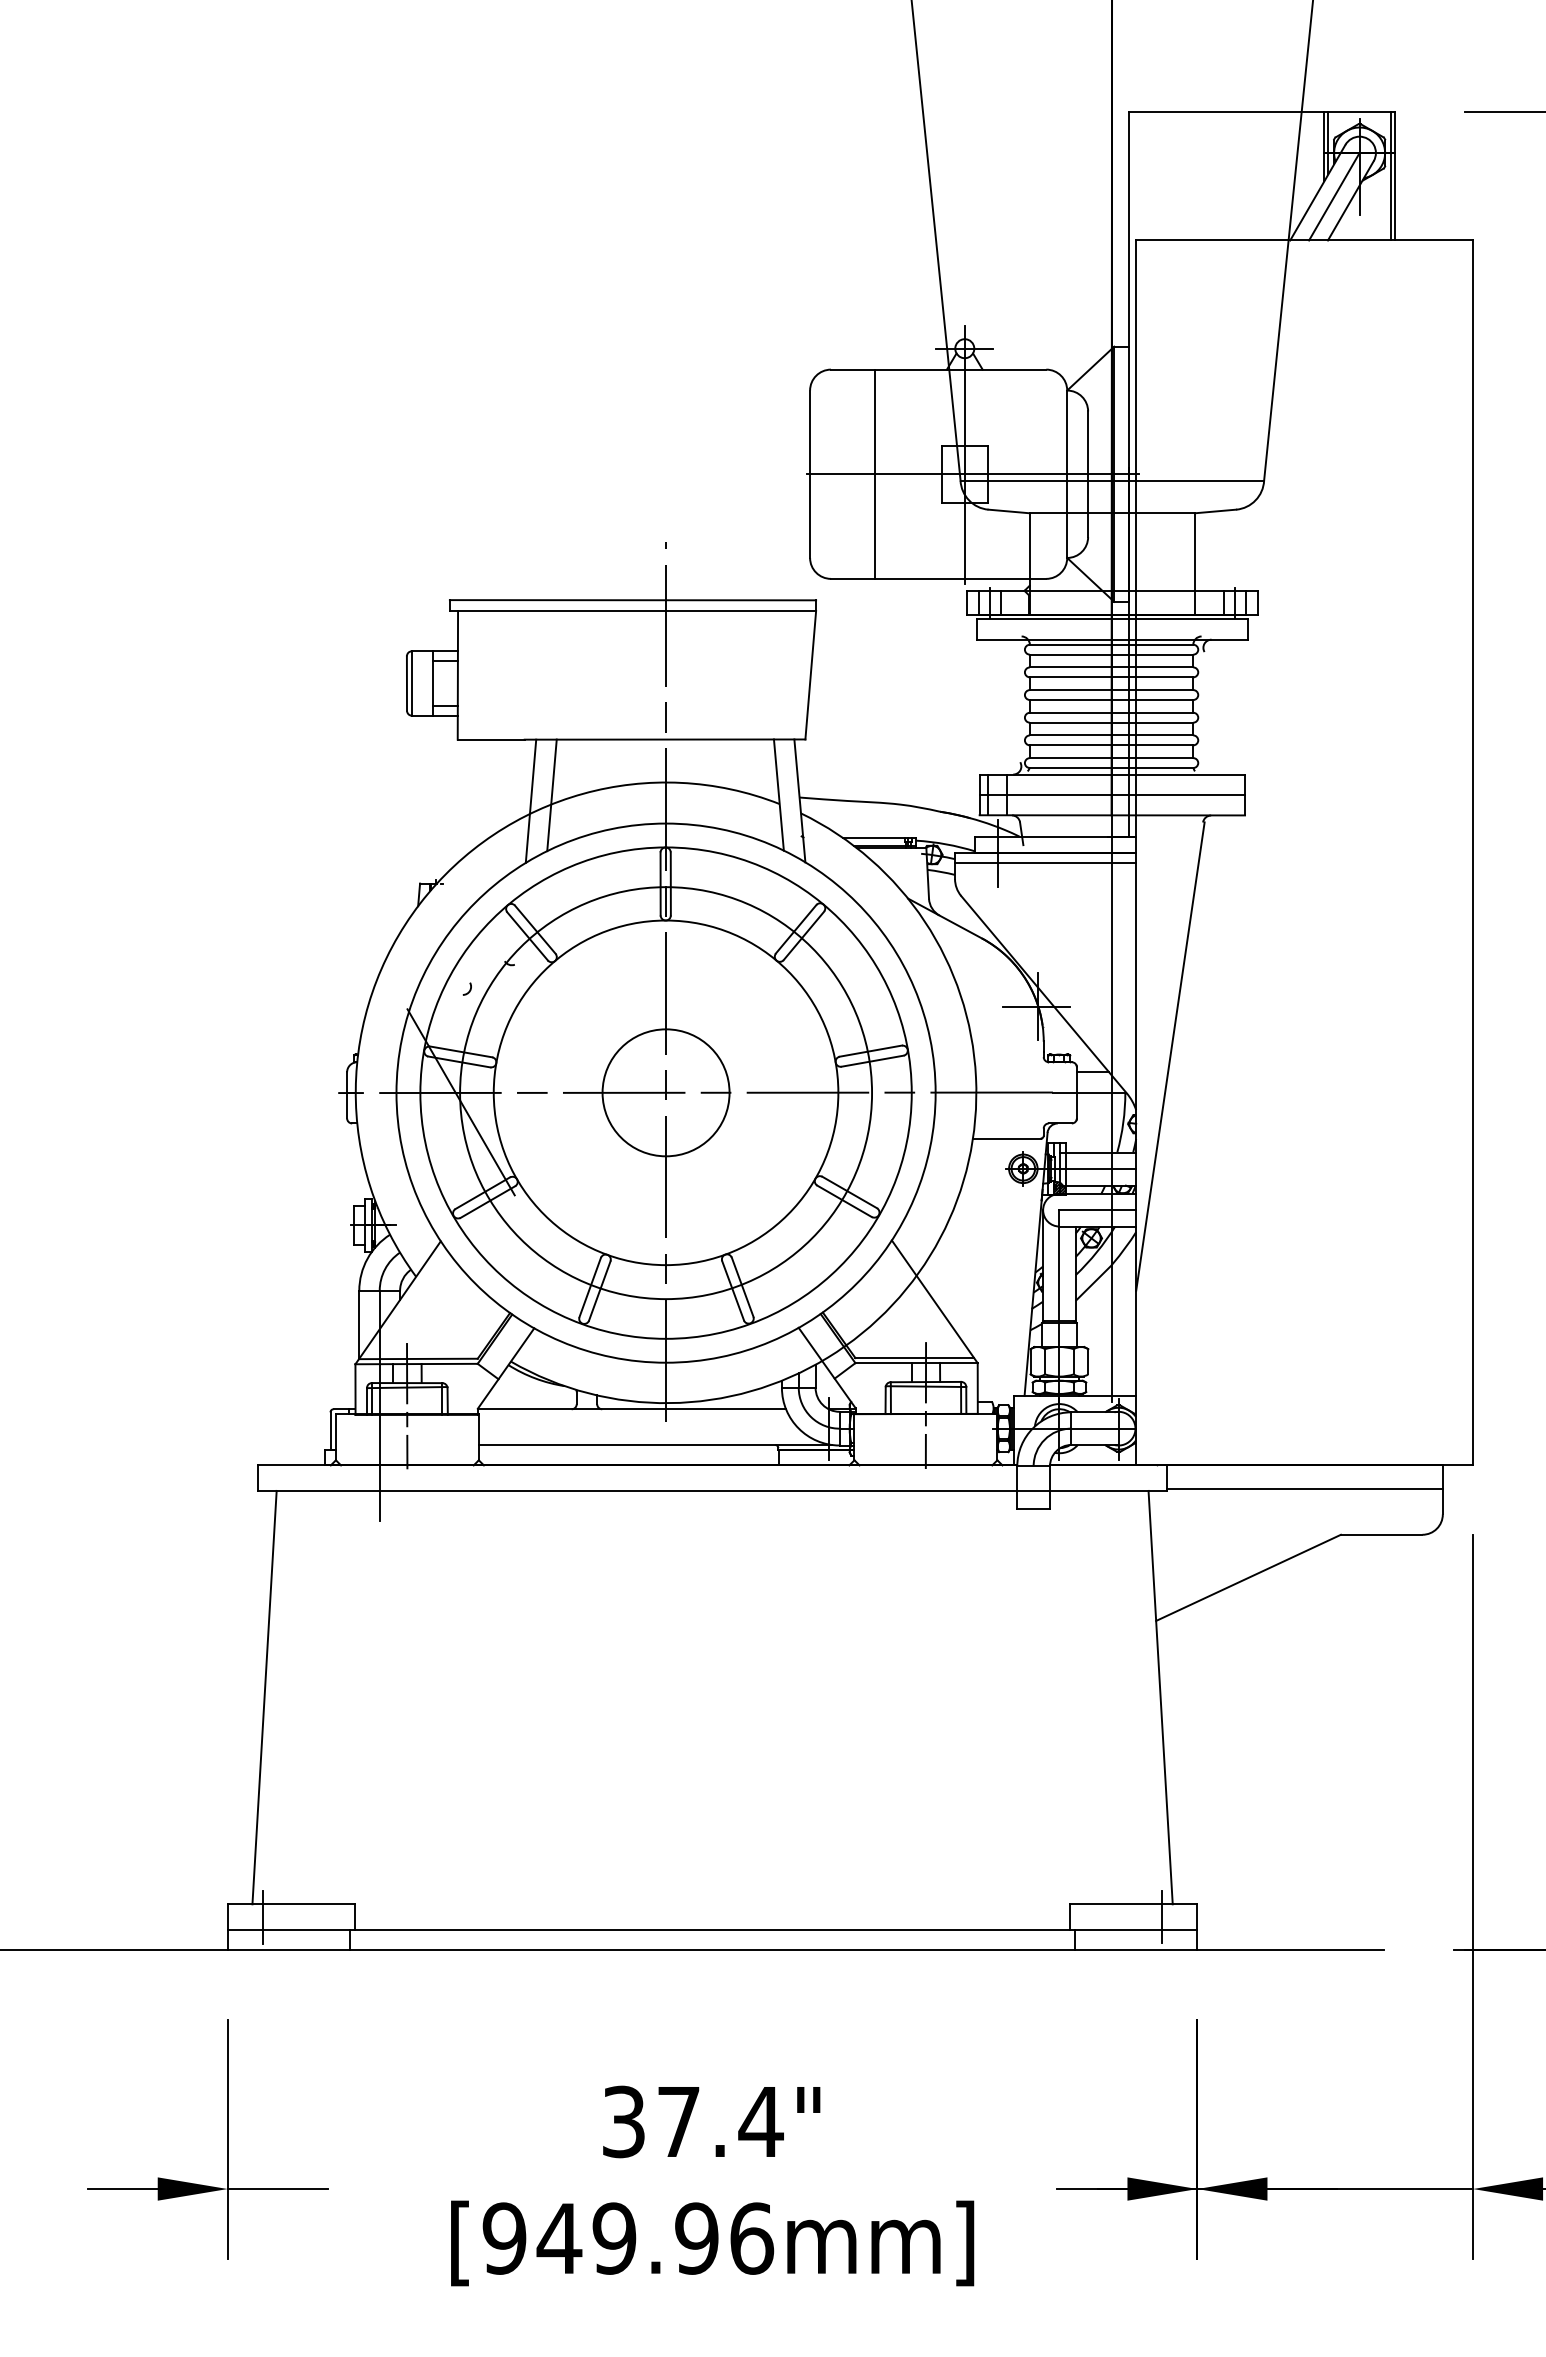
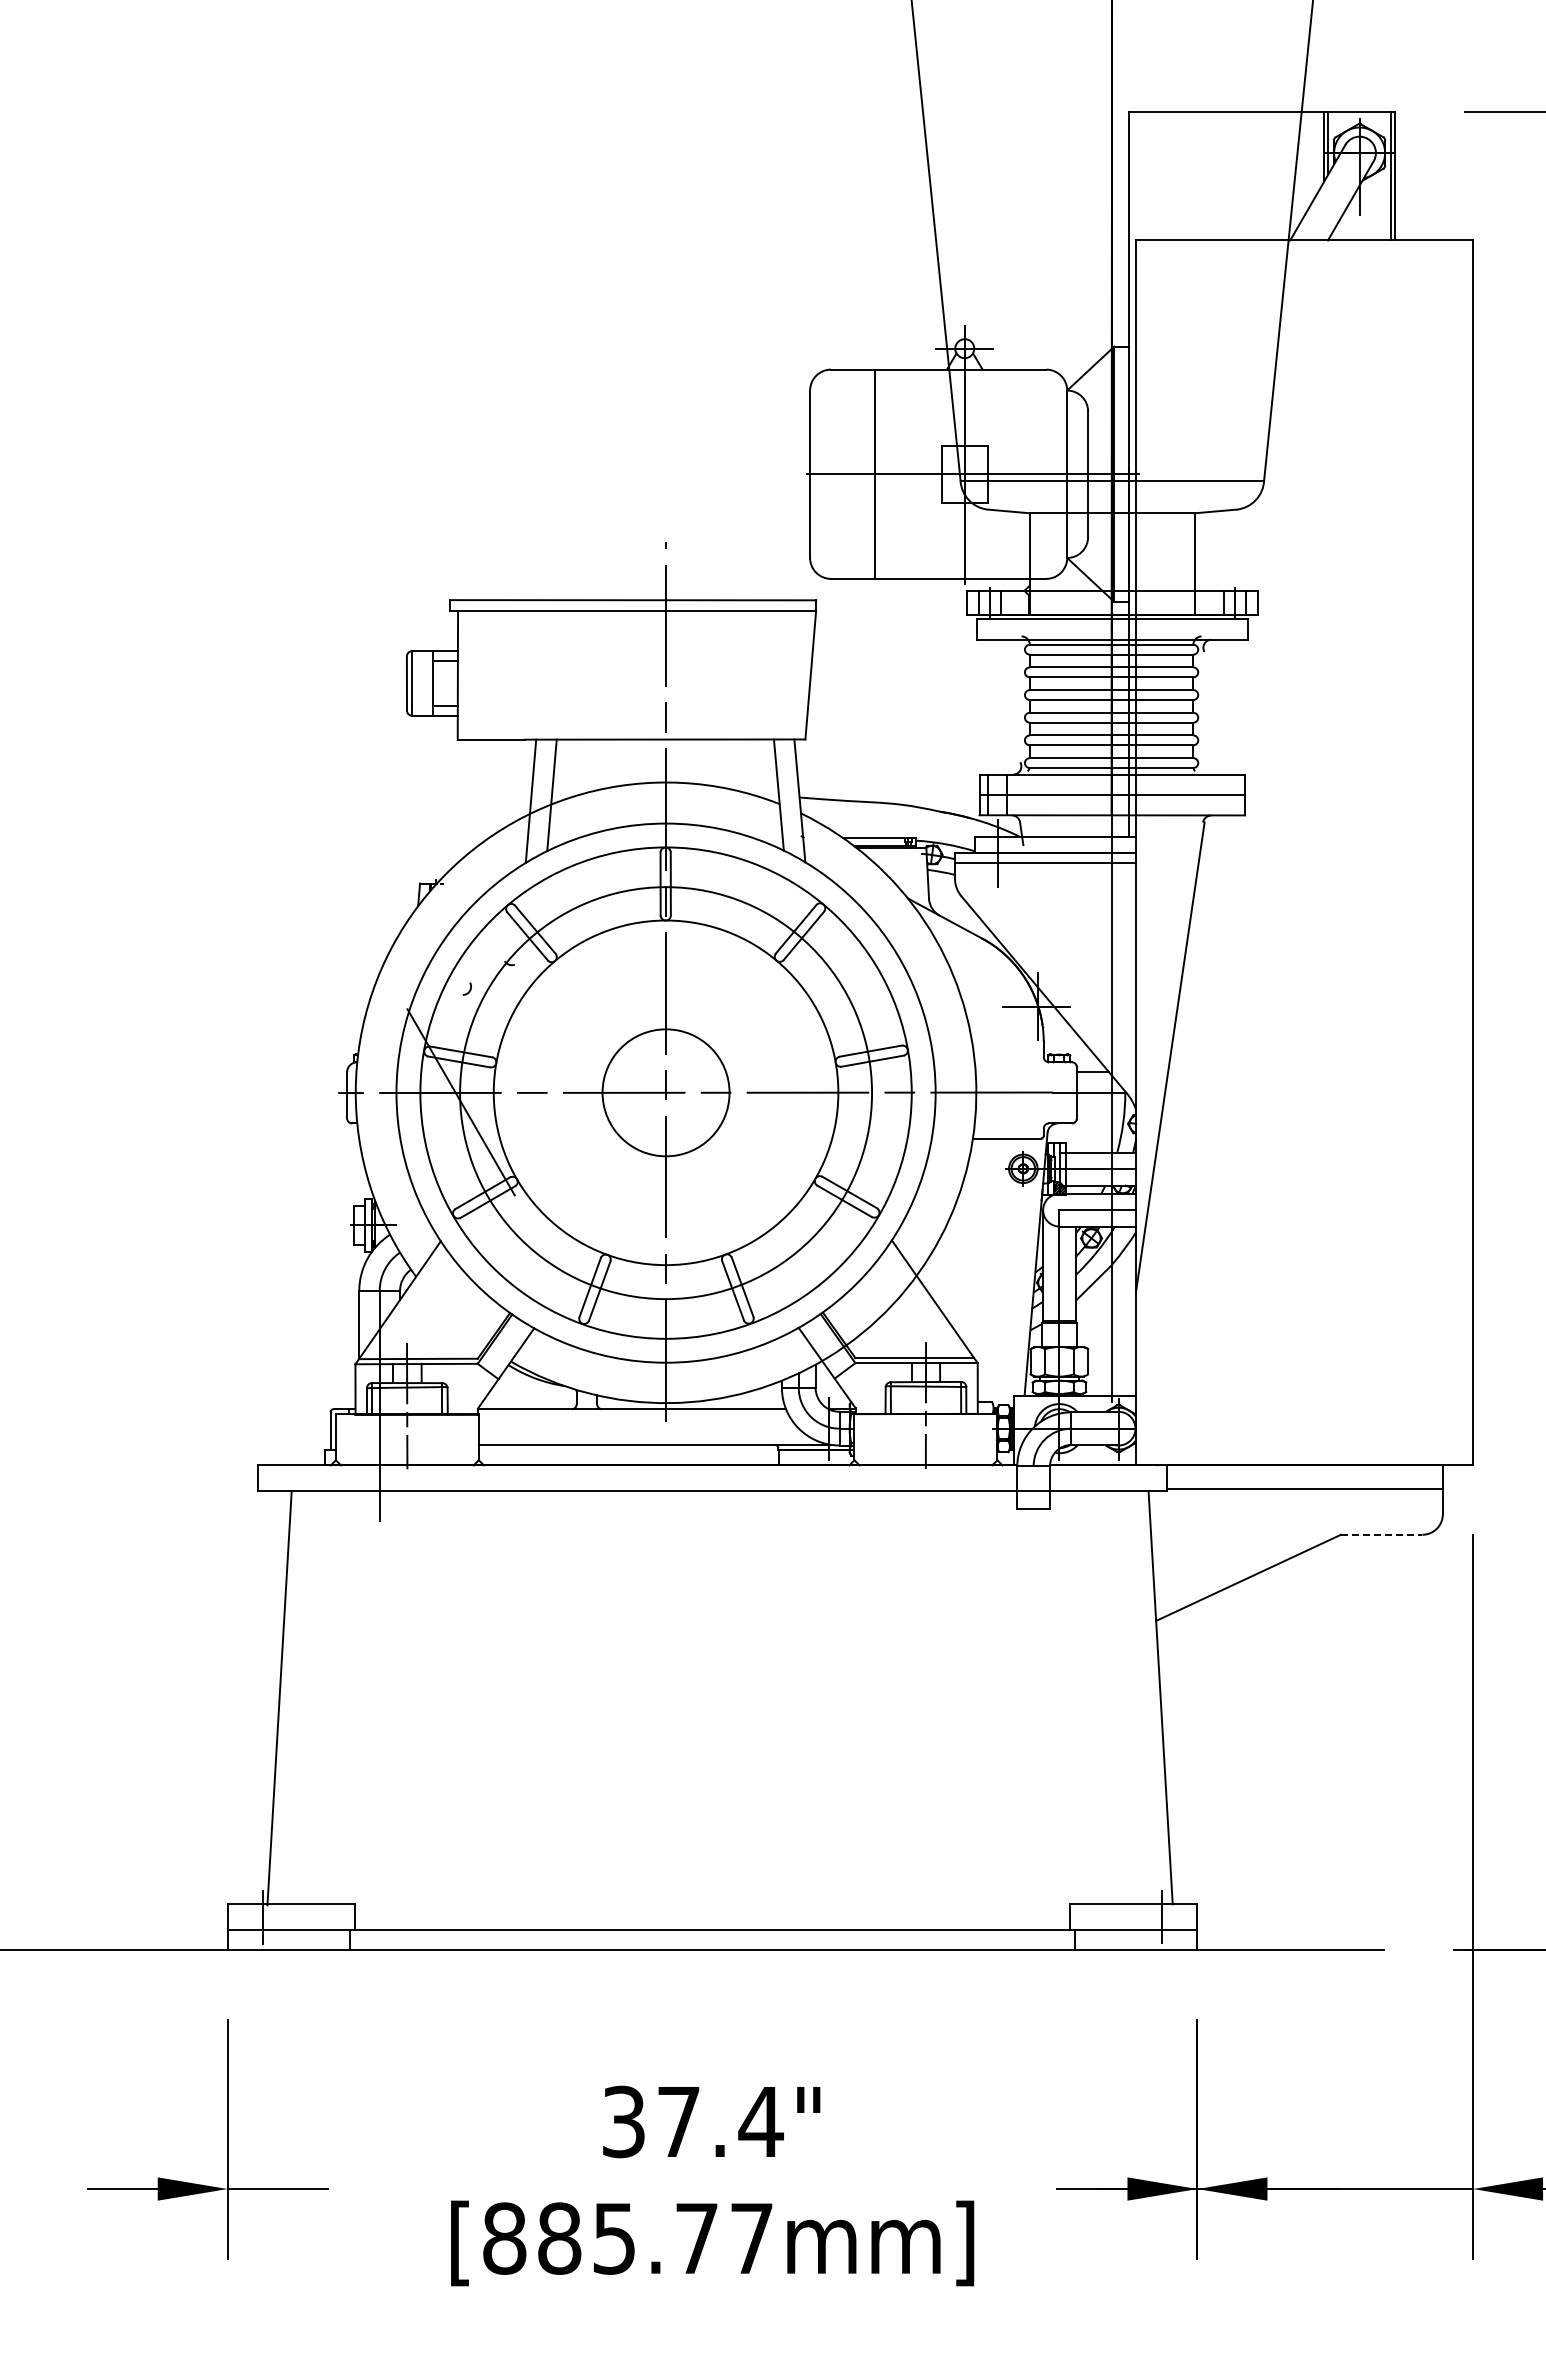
line: present -> none (1334, 196)
line: solid -> dashed (1381, 1534)
line position: (264, 1697) -> (279, 1698) (279, 1698)
text: [949.96mm] -> [885.77mm] (628, 2238)
